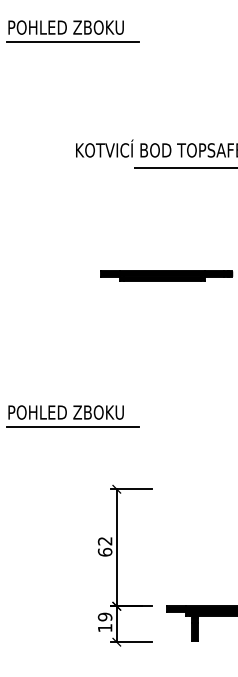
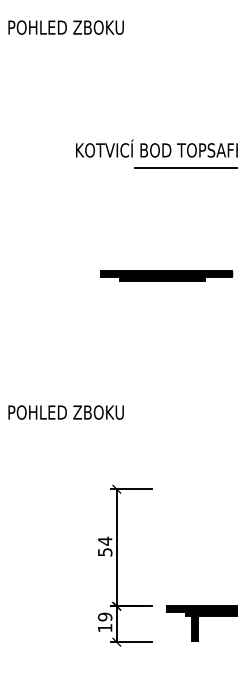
line: present -> none (73, 42)
line: present -> none (73, 427)
text: 62 -> 54 (104, 546)
